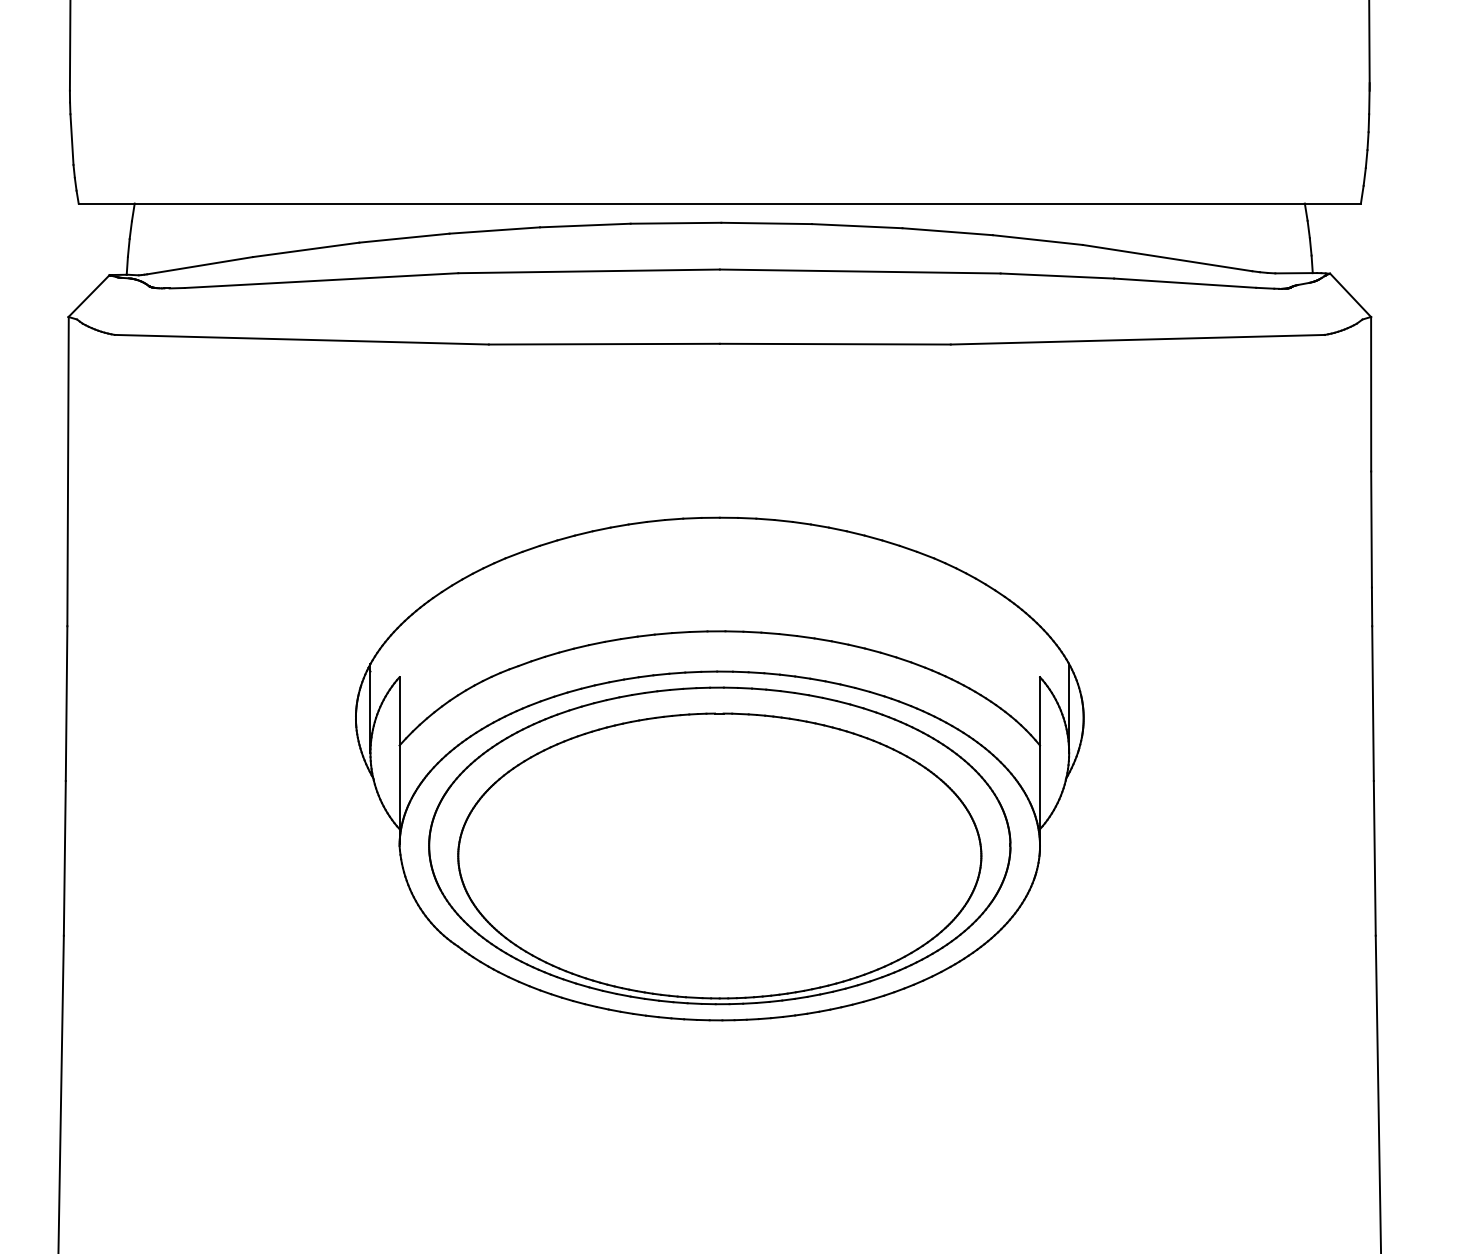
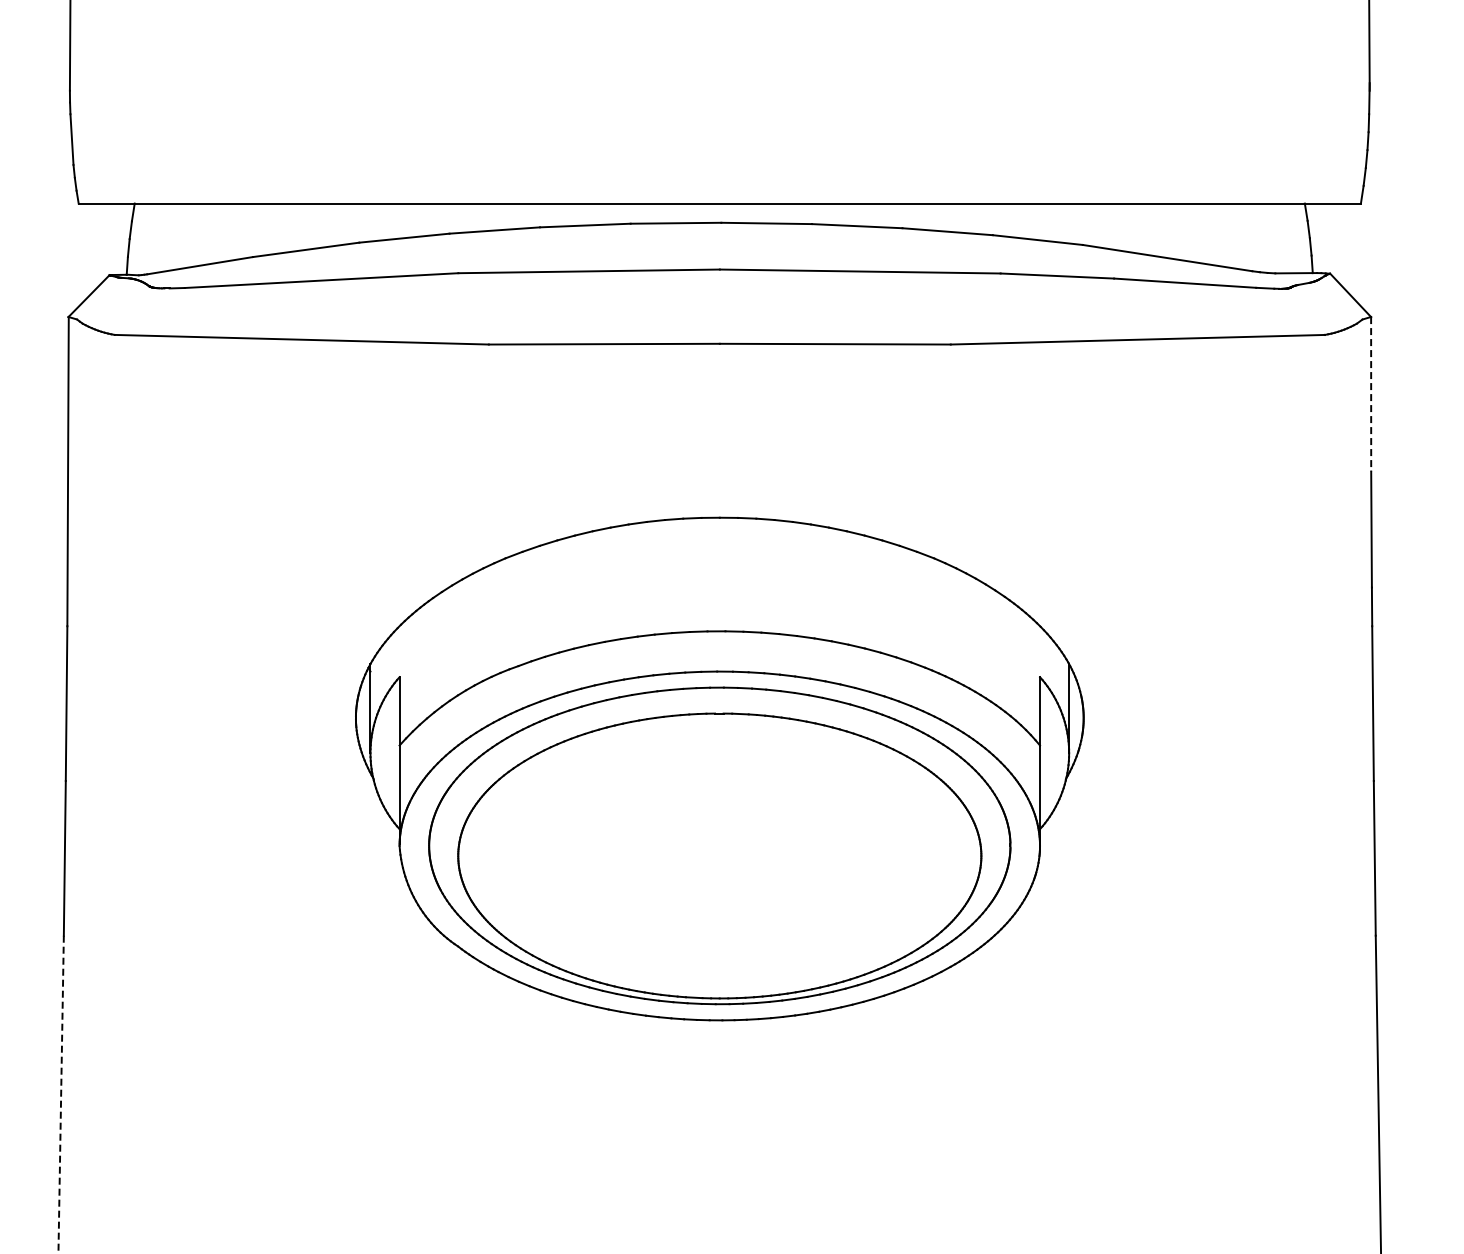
line: solid -> dashed (1371, 394)
line: solid -> dashed (61, 1094)
